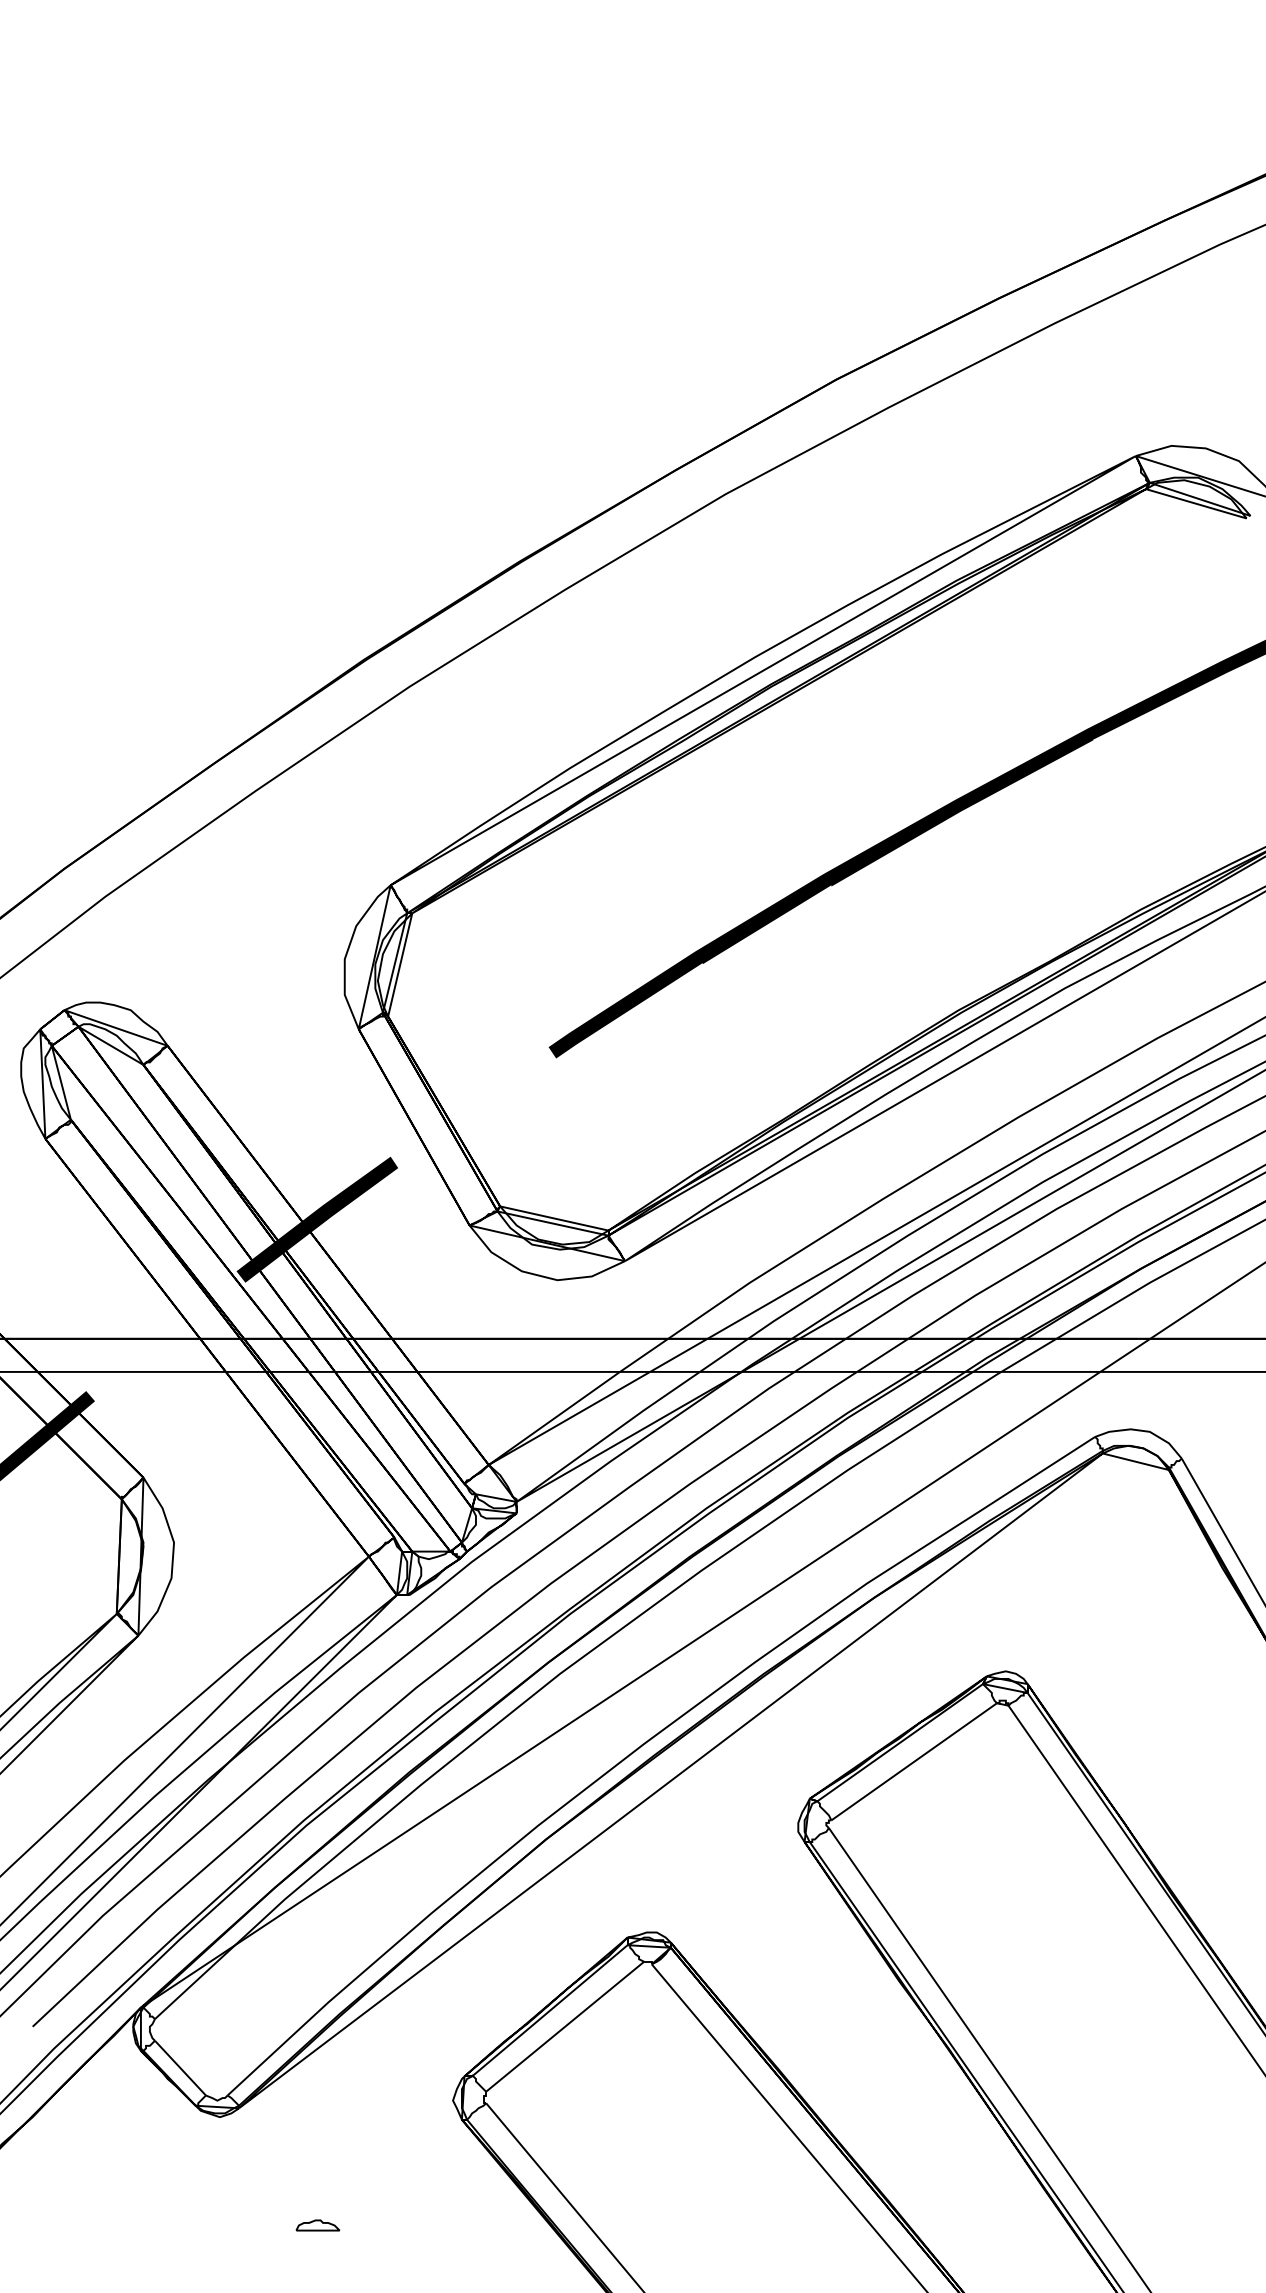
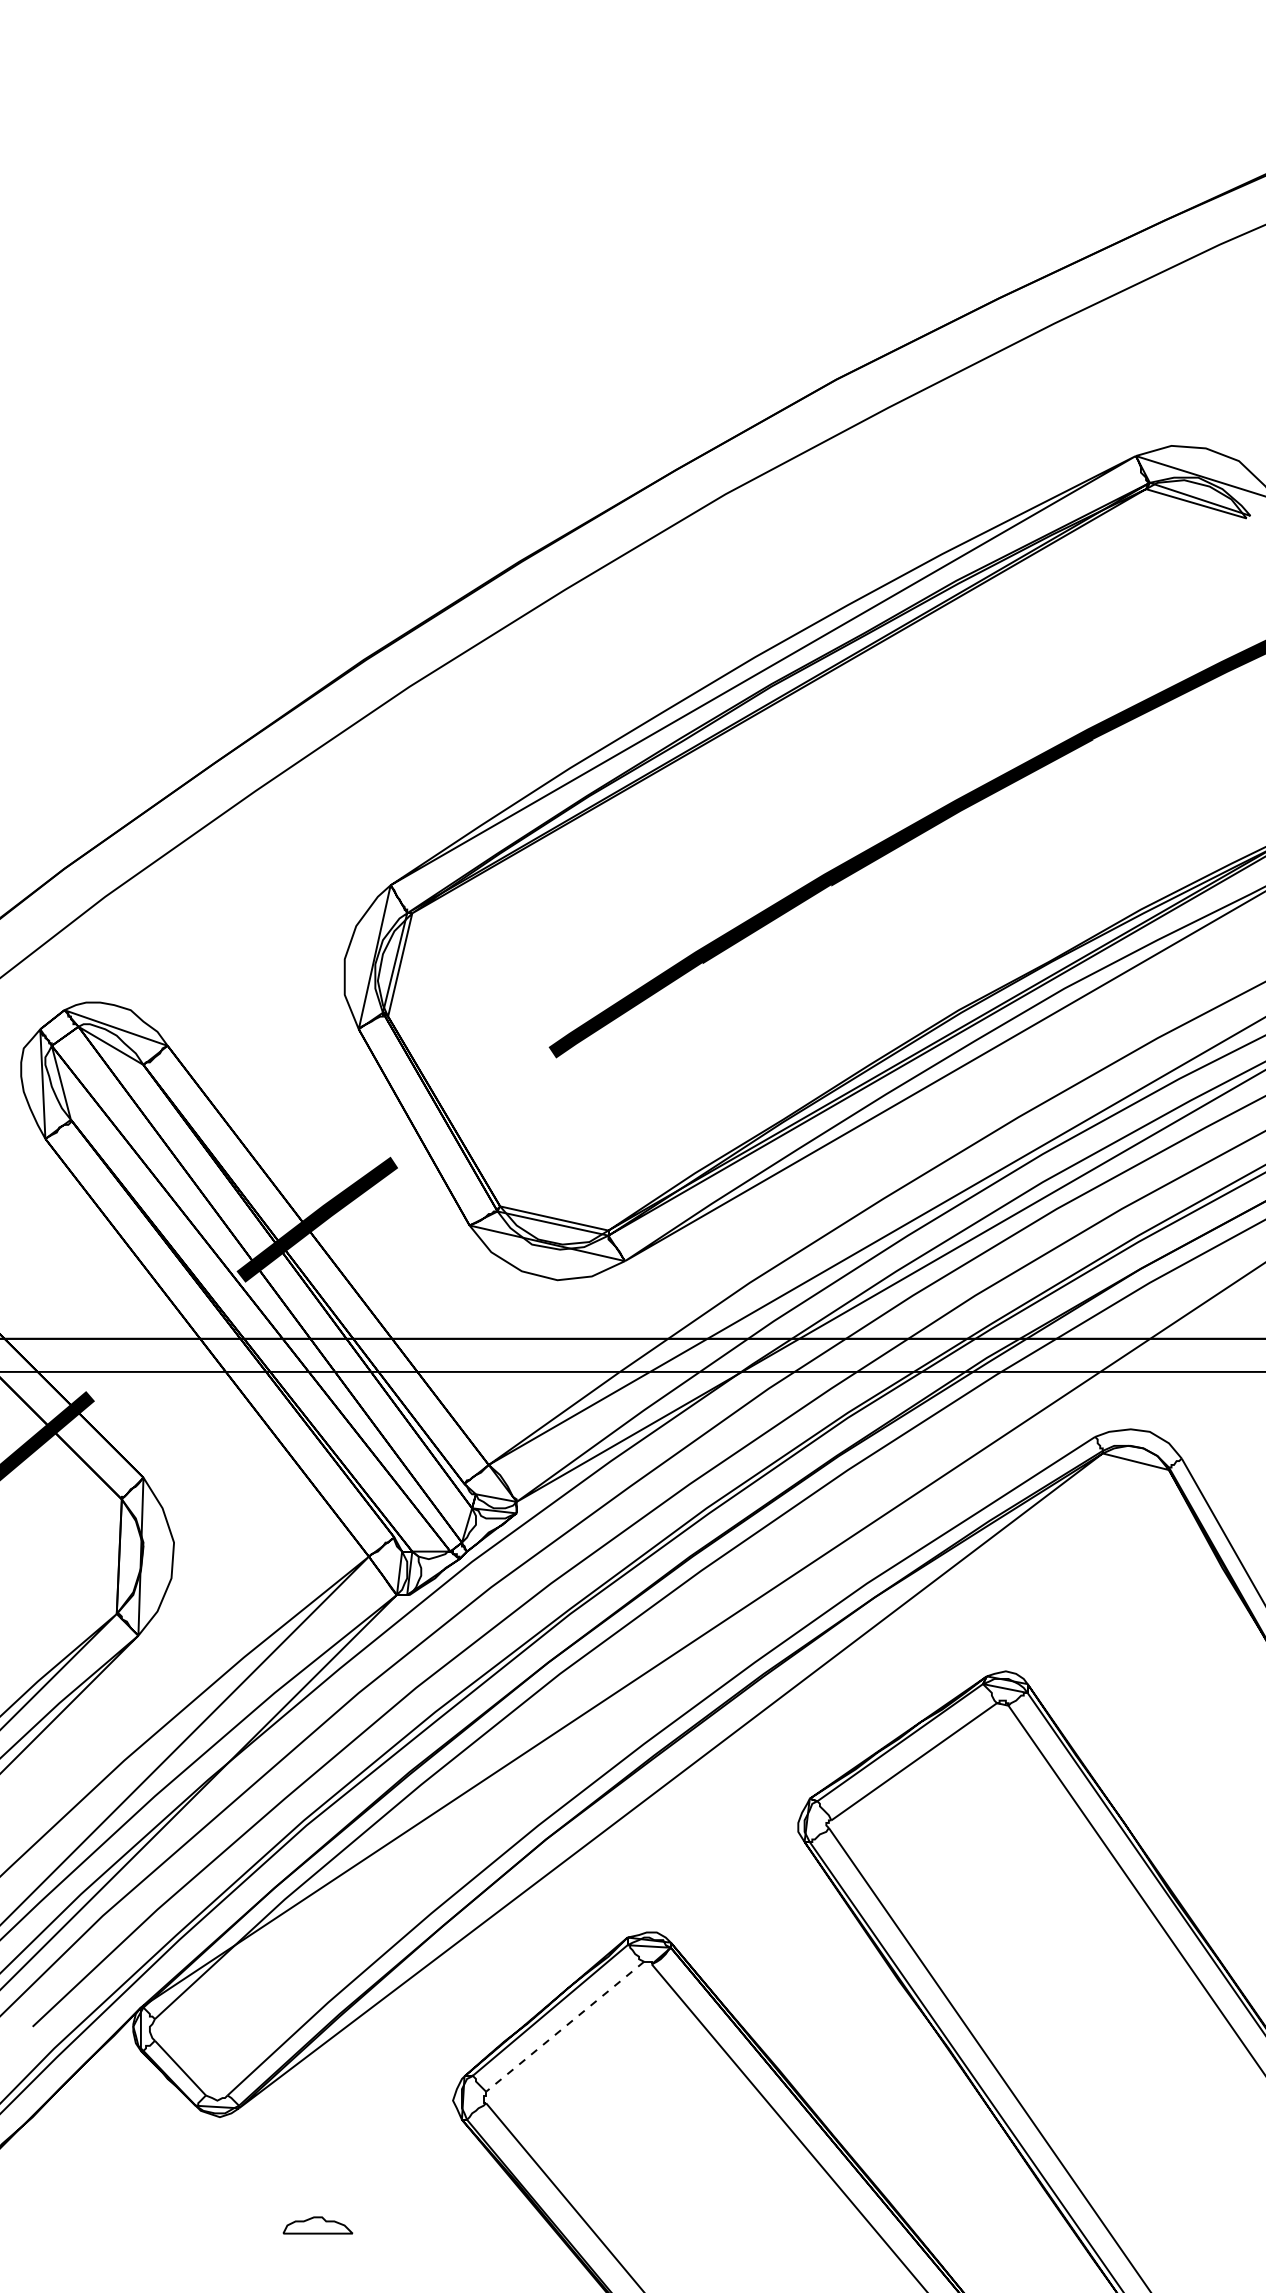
line: solid -> dashed (564, 2027)
part size: 46x13 px -> 72x19 px (317, 2225)
